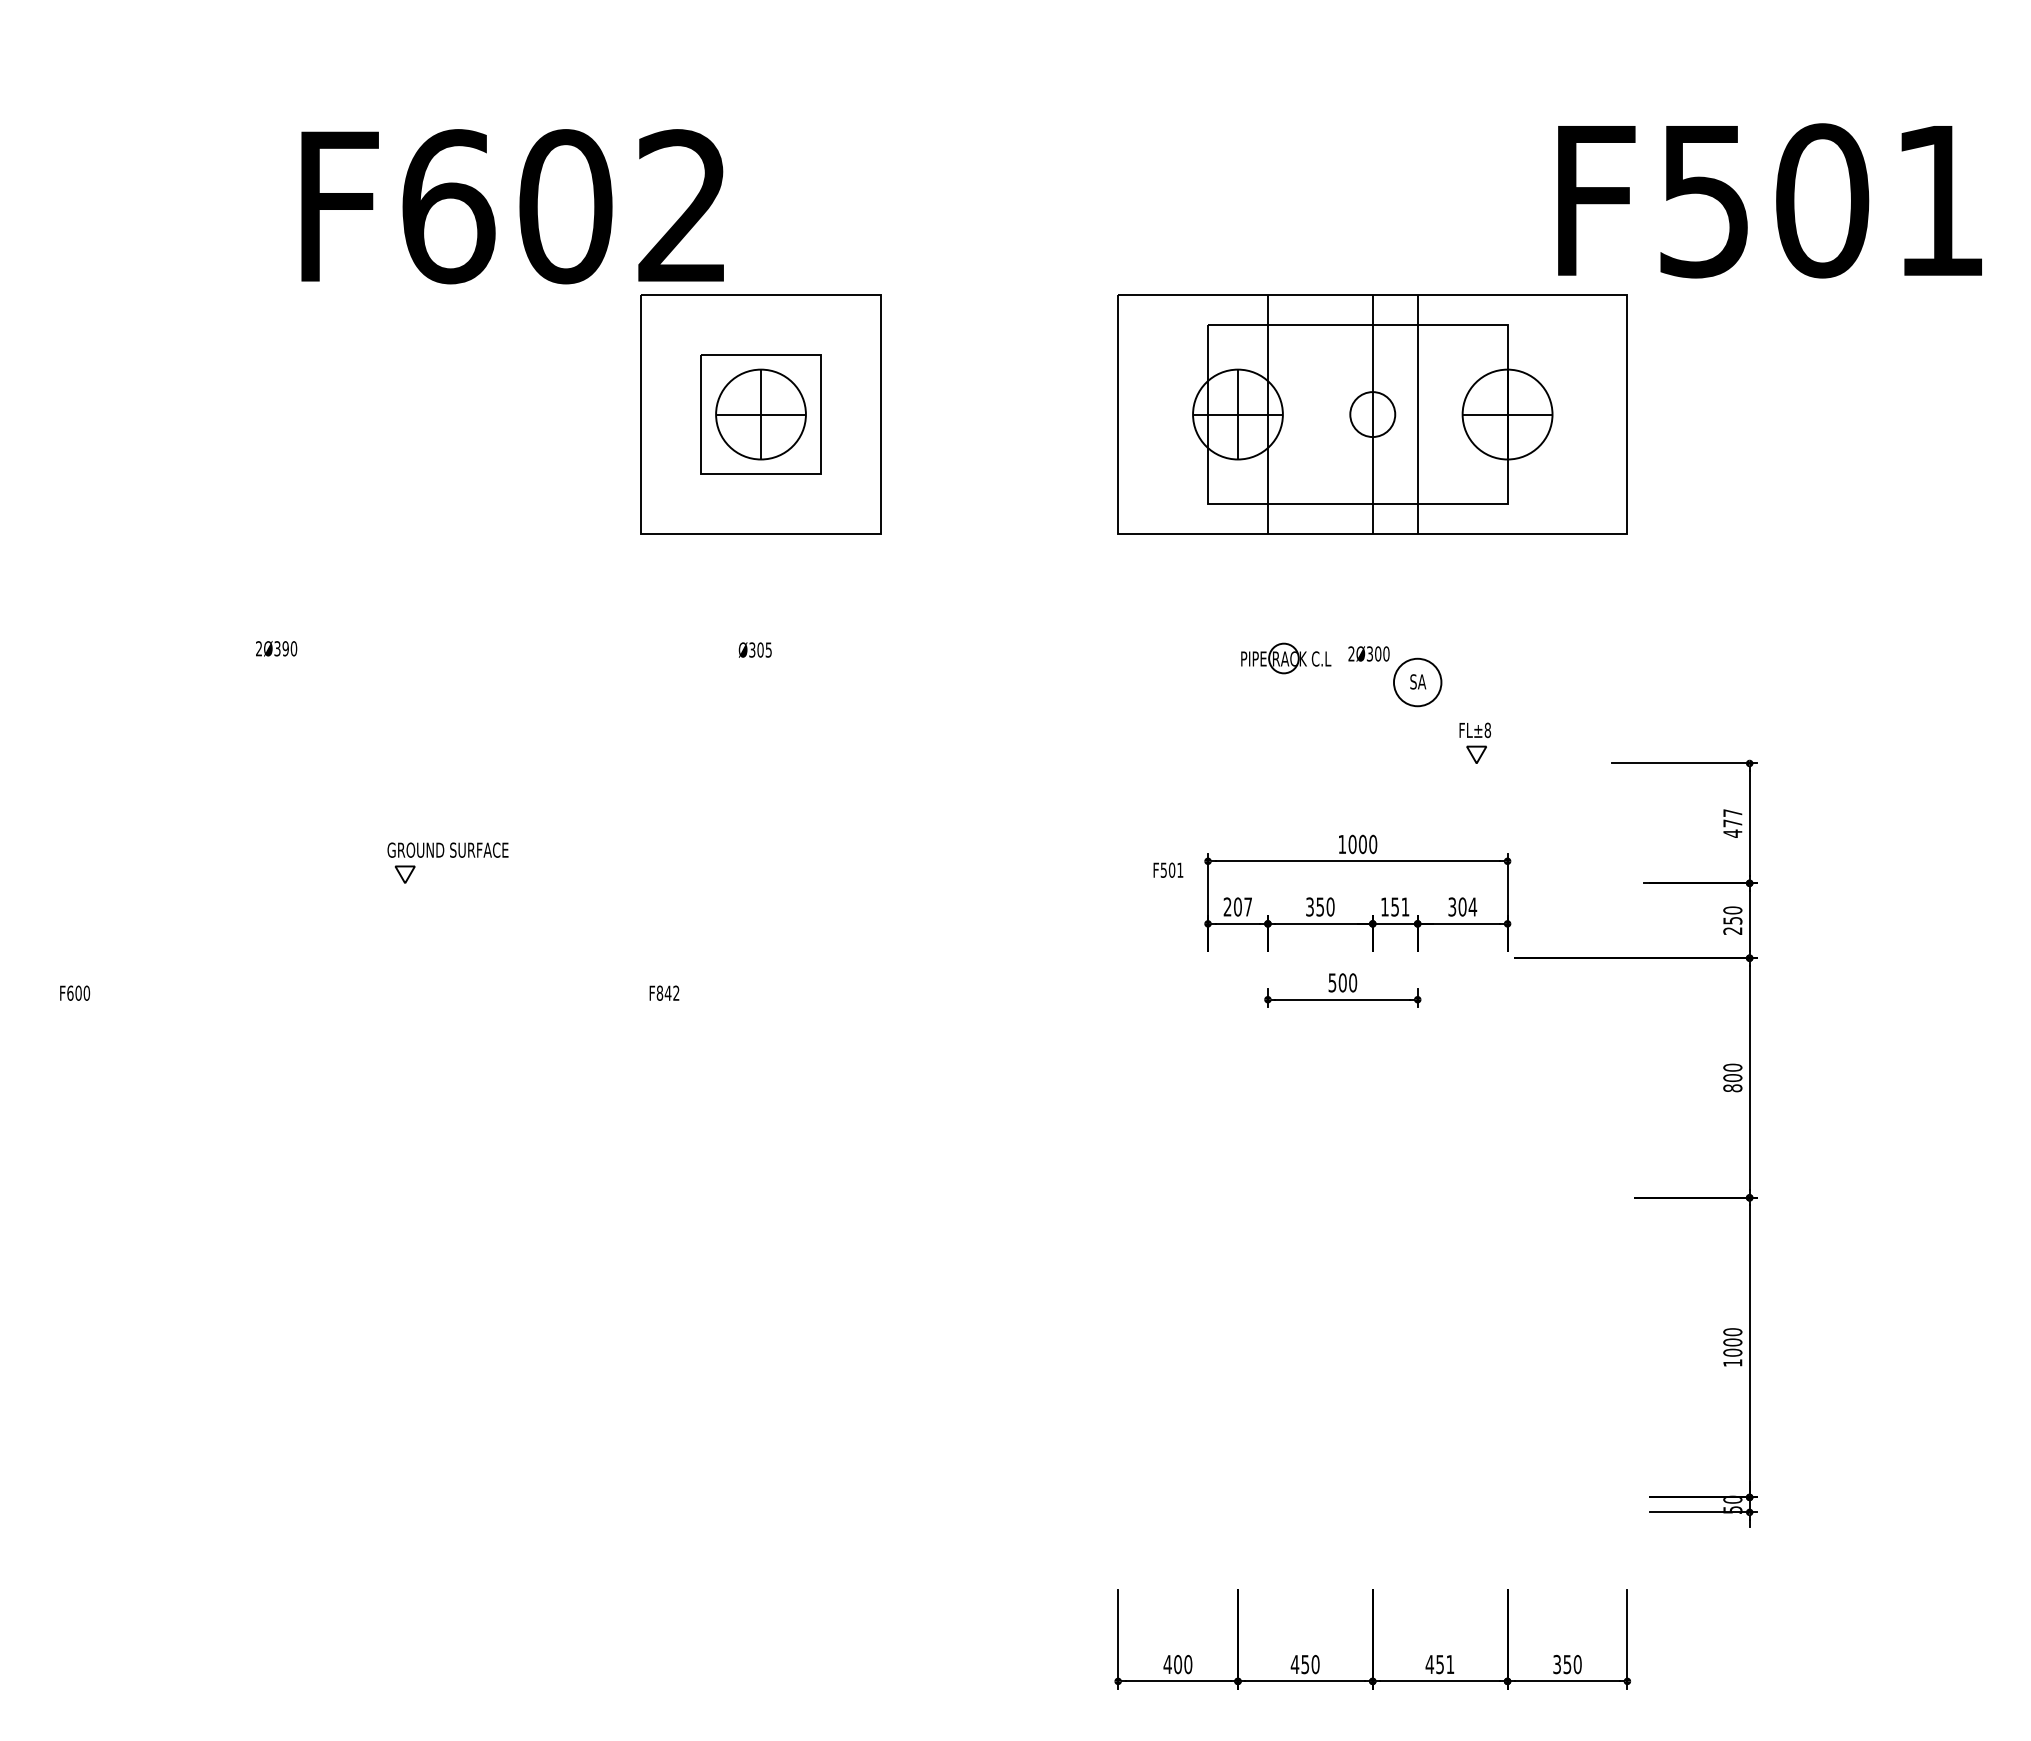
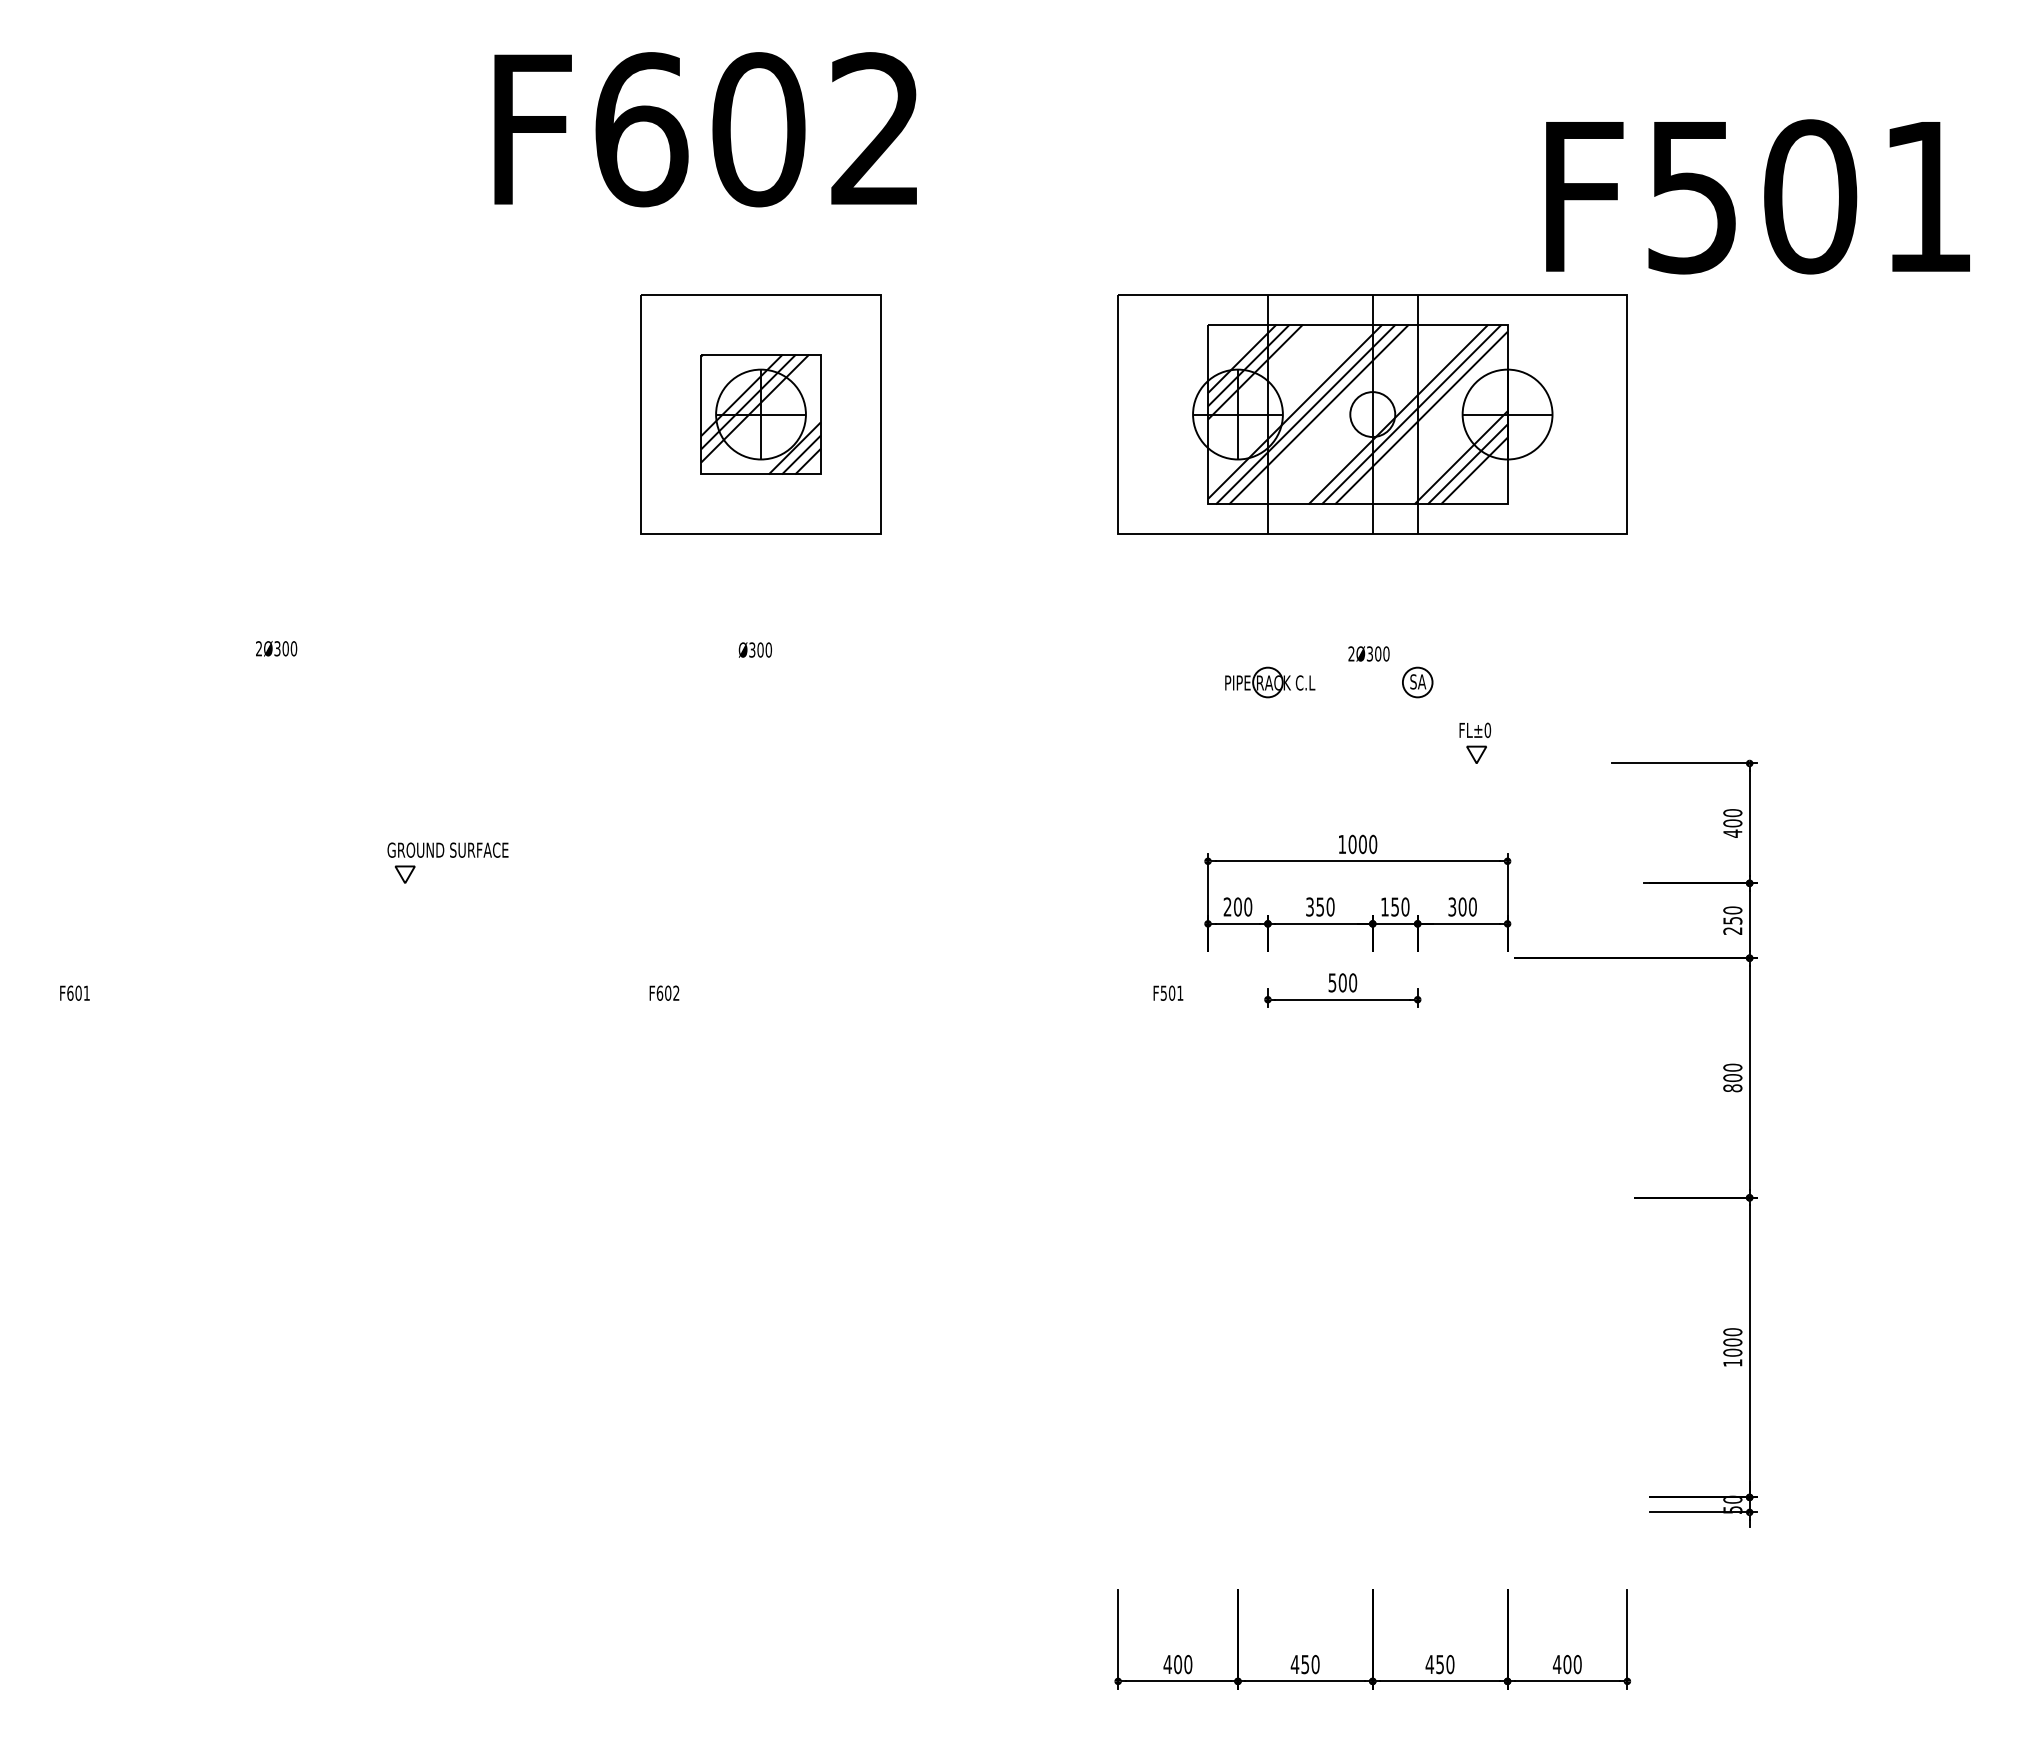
text position: (1769, 200) -> (1757, 196) (1757, 196)
text position: (512, 206) -> (705, 129) (705, 129)
hatch: none -> present (760, 414)
hatch: none -> present (1357, 414)
text: 2Ø390 -> 2Ø300 (285, 648)
text: Ø305 -> Ø300 (768, 649)
part position: (1286, 658) -> (1270, 682) (1270, 682)
circle diameter: 47 px -> 30 px (1417, 682)
text: FL±8 -> FL±0 (1487, 730)
text: 477 -> 400 (1732, 818)
text position: (1168, 869) -> (1168, 992) (1168, 992)
text: 207 -> 200 (1248, 906)
text: 151 -> 150 (1405, 906)
text: 304 -> 300 (1472, 906)
text: F600 -> F601 (86, 992)
text: F842 -> F602 (663, 992)
text: 451 -> 450 (1450, 1664)
text: 350 -> 400 (1561, 1664)
